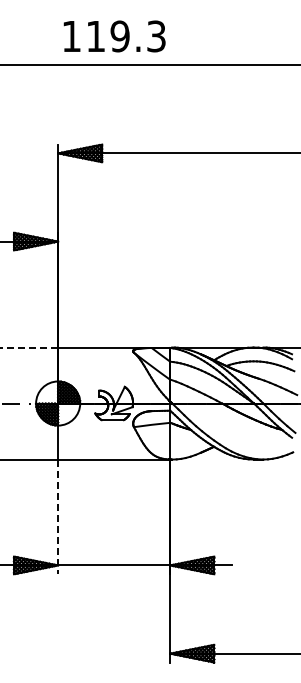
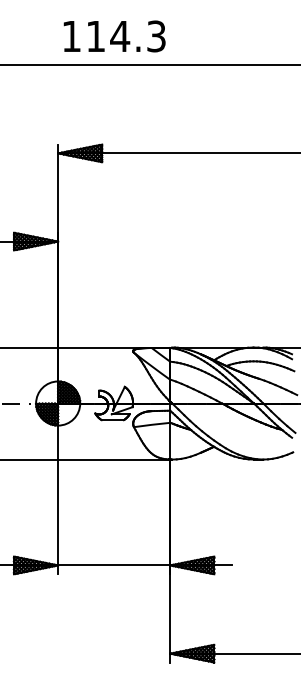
text: 119.3 -> 114.3 (120, 36)
line: dashed -> solid (29, 347)
line: dashed -> solid (58, 517)
